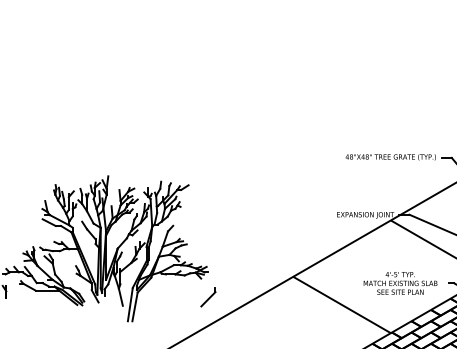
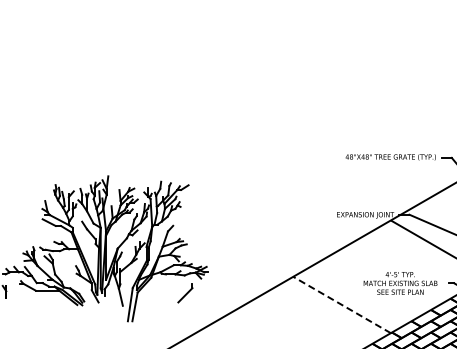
part position: (208, 297) -> (185, 293) (185, 293)
line: solid -> dashed (341, 304)
